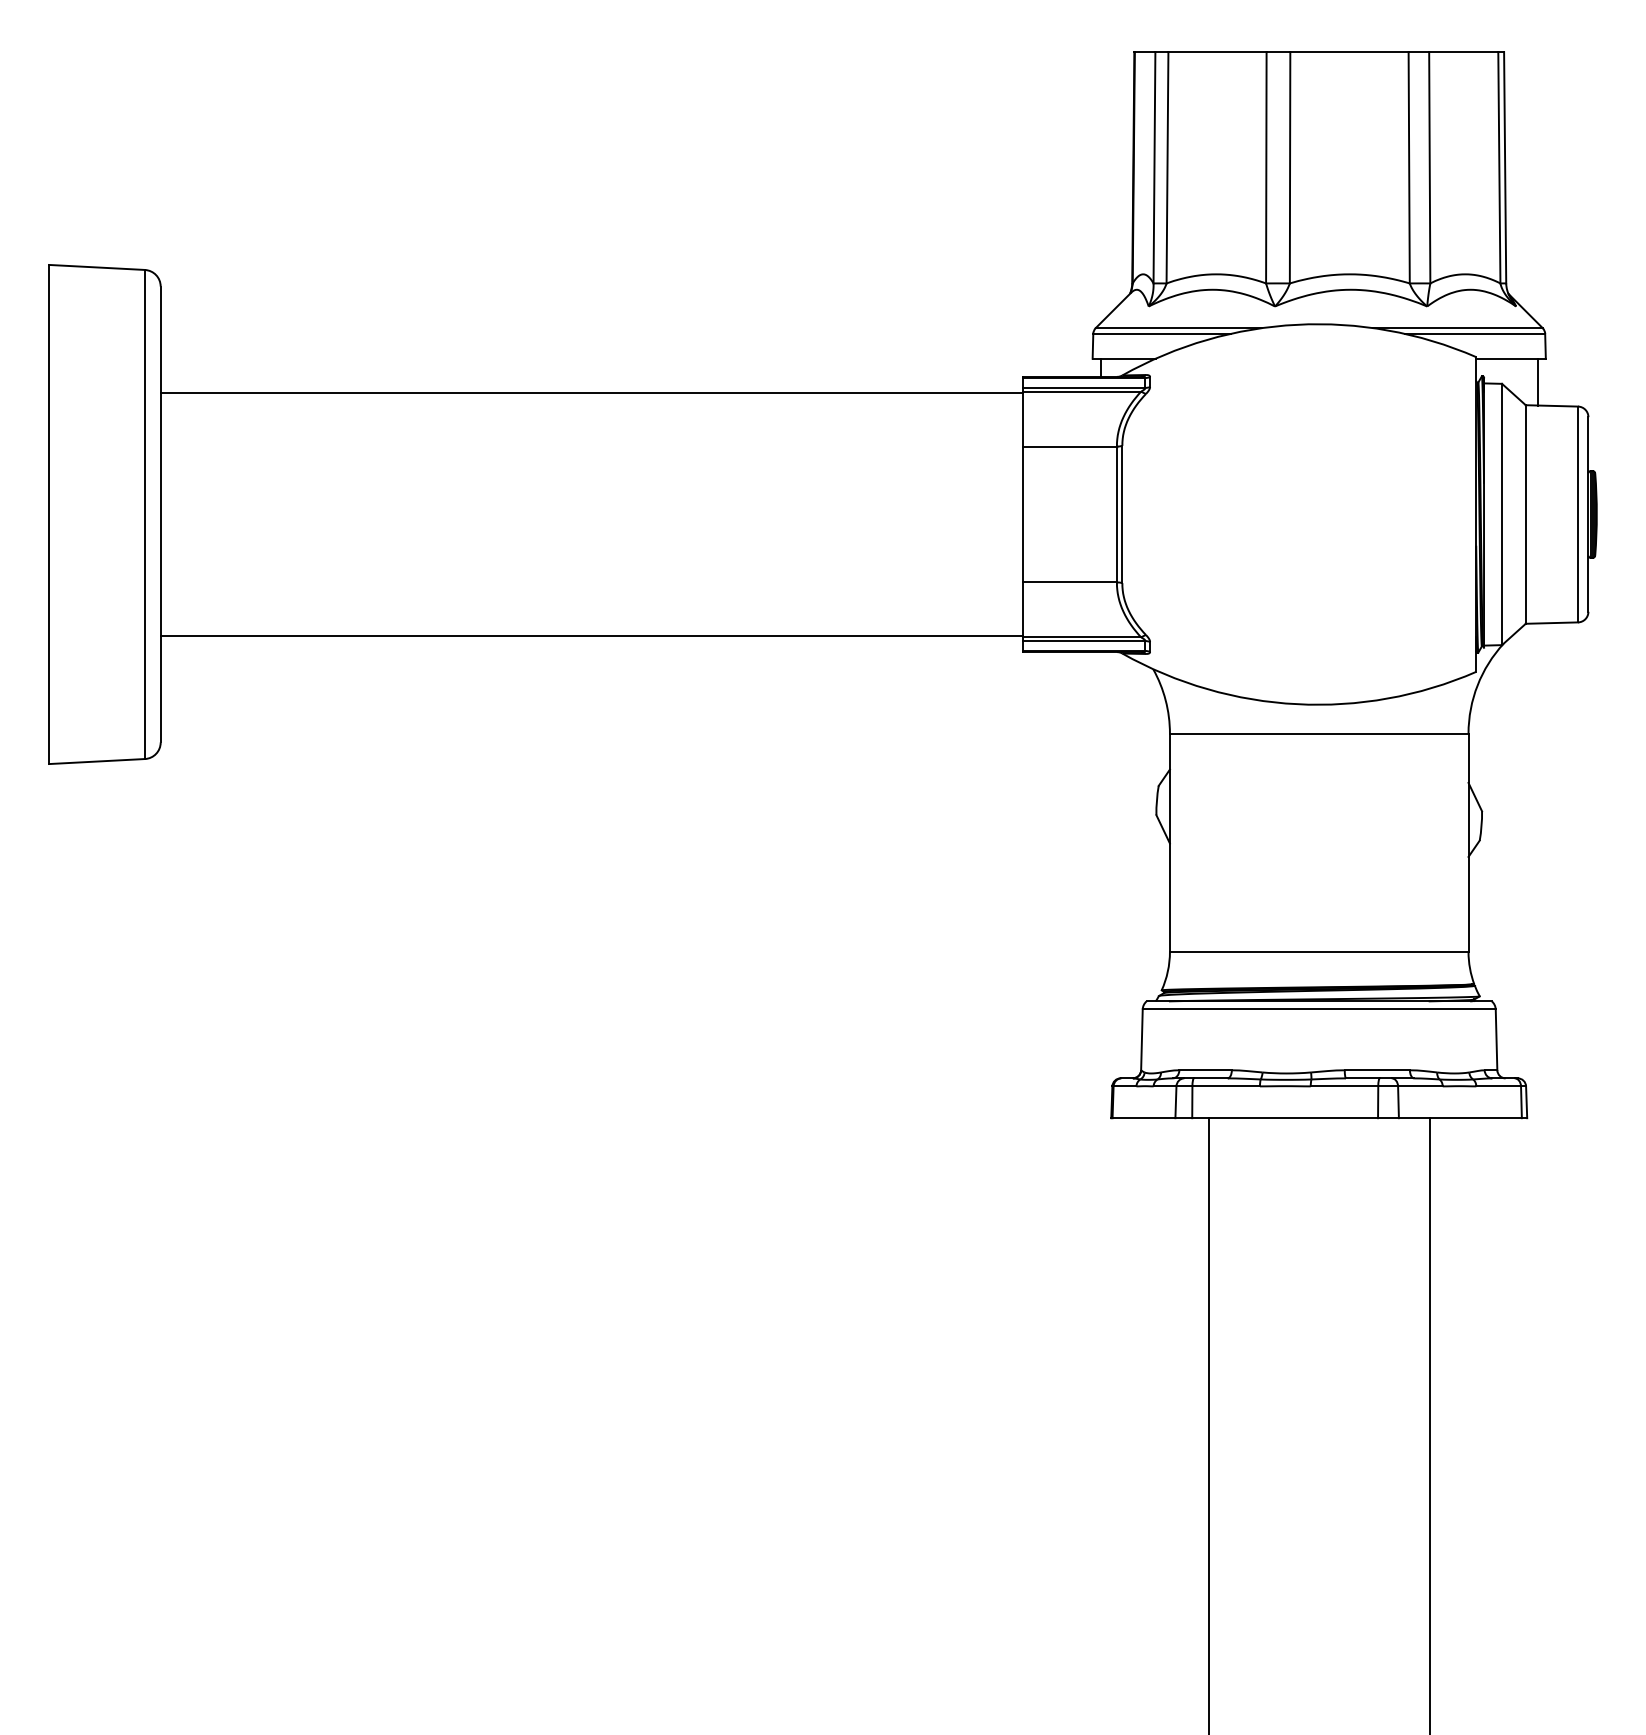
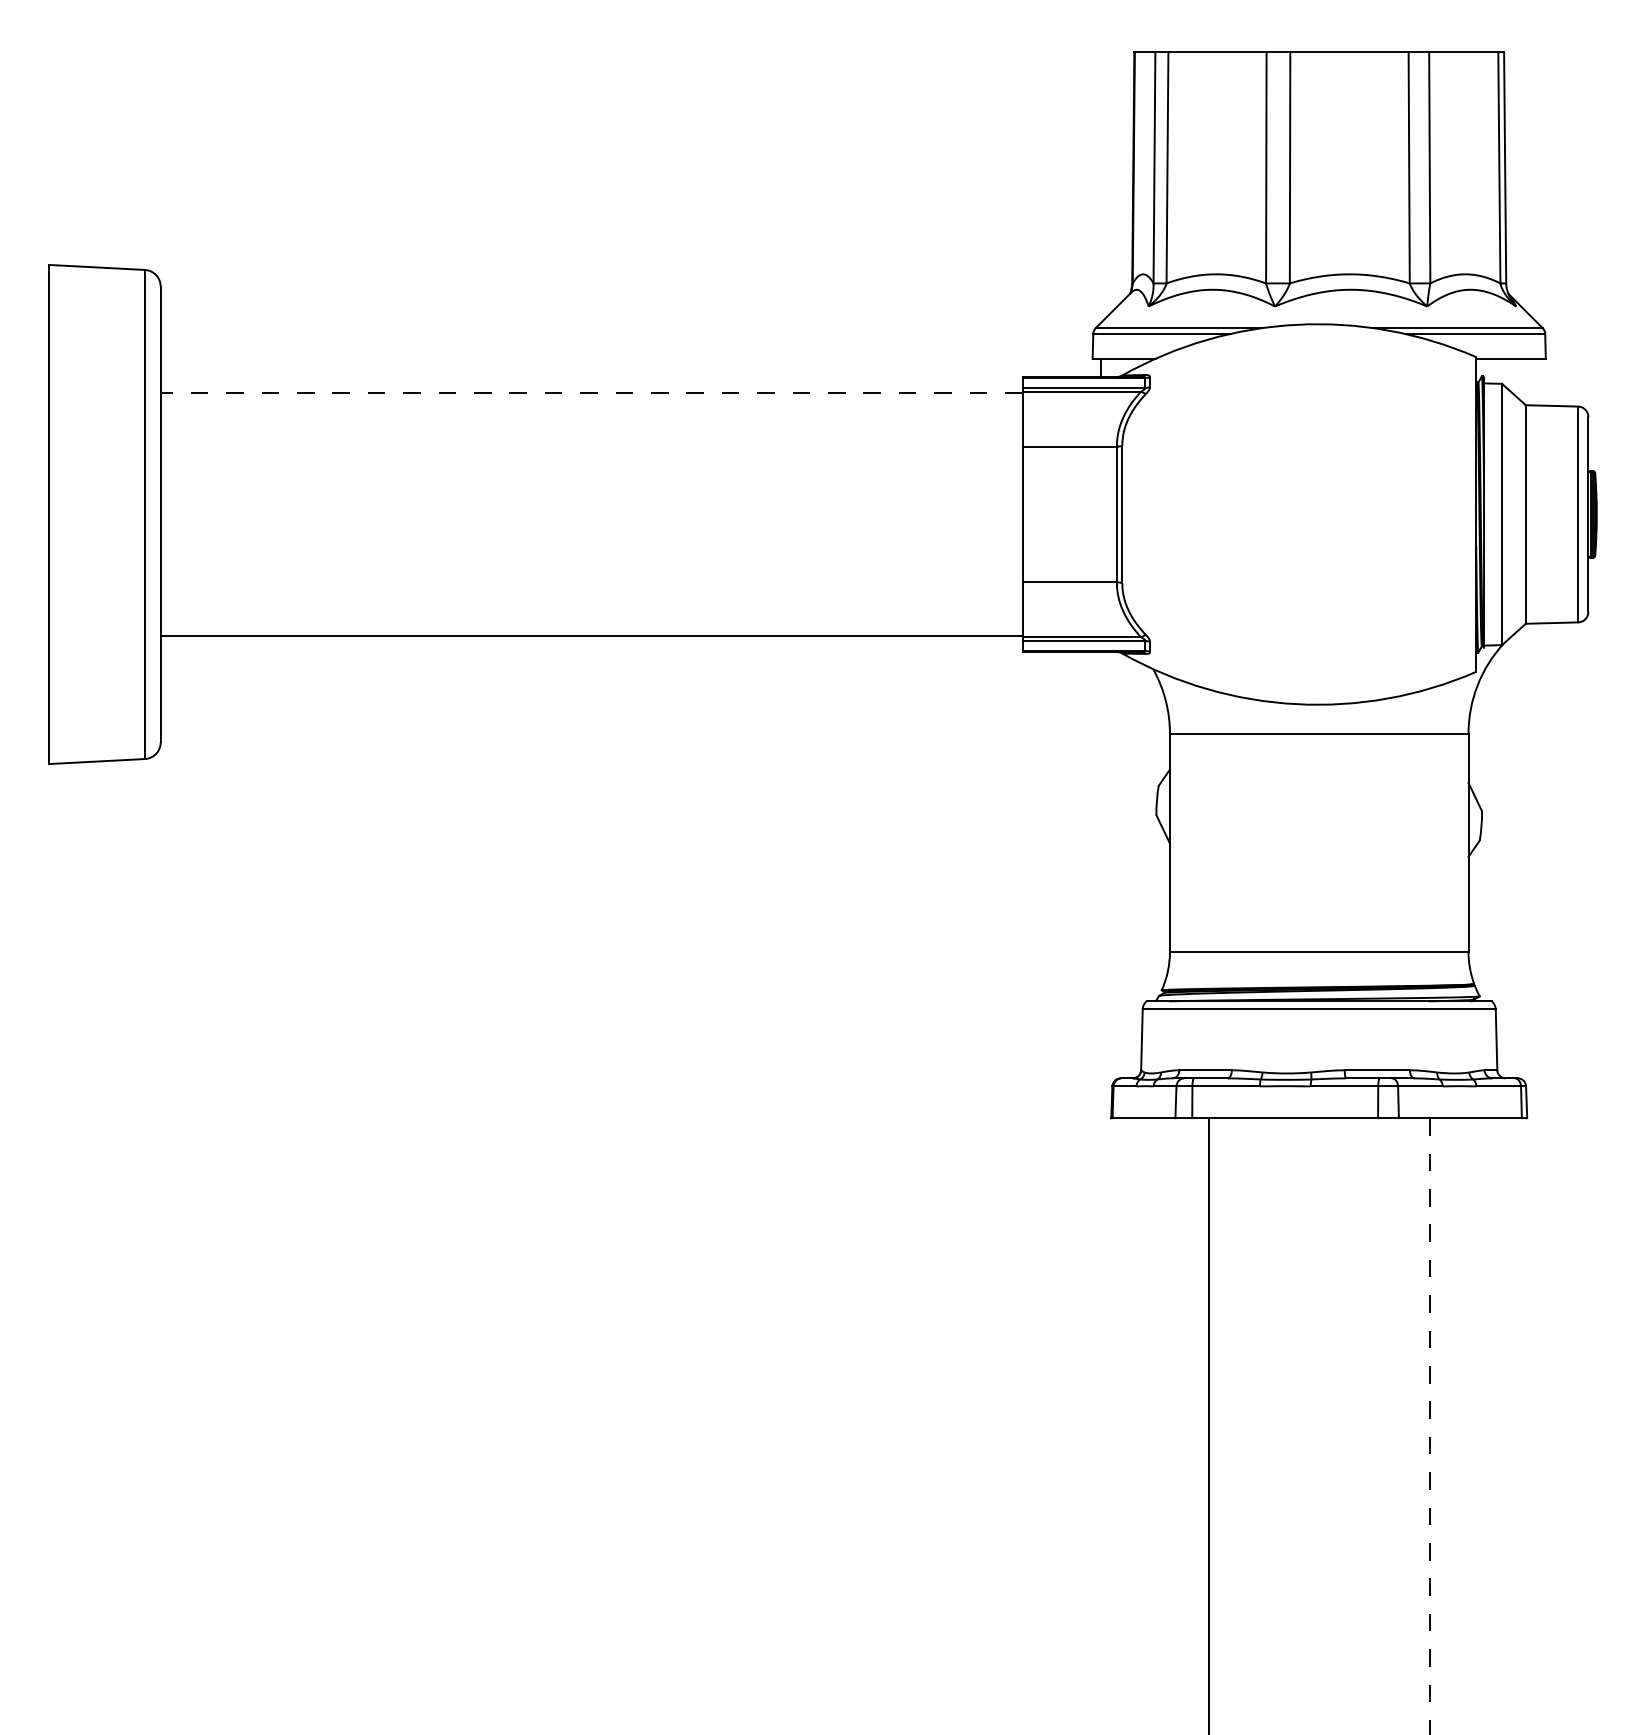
line: present -> none (1537, 381)
line: solid -> dashed (591, 392)
line: solid -> dashed (1429, 1426)
